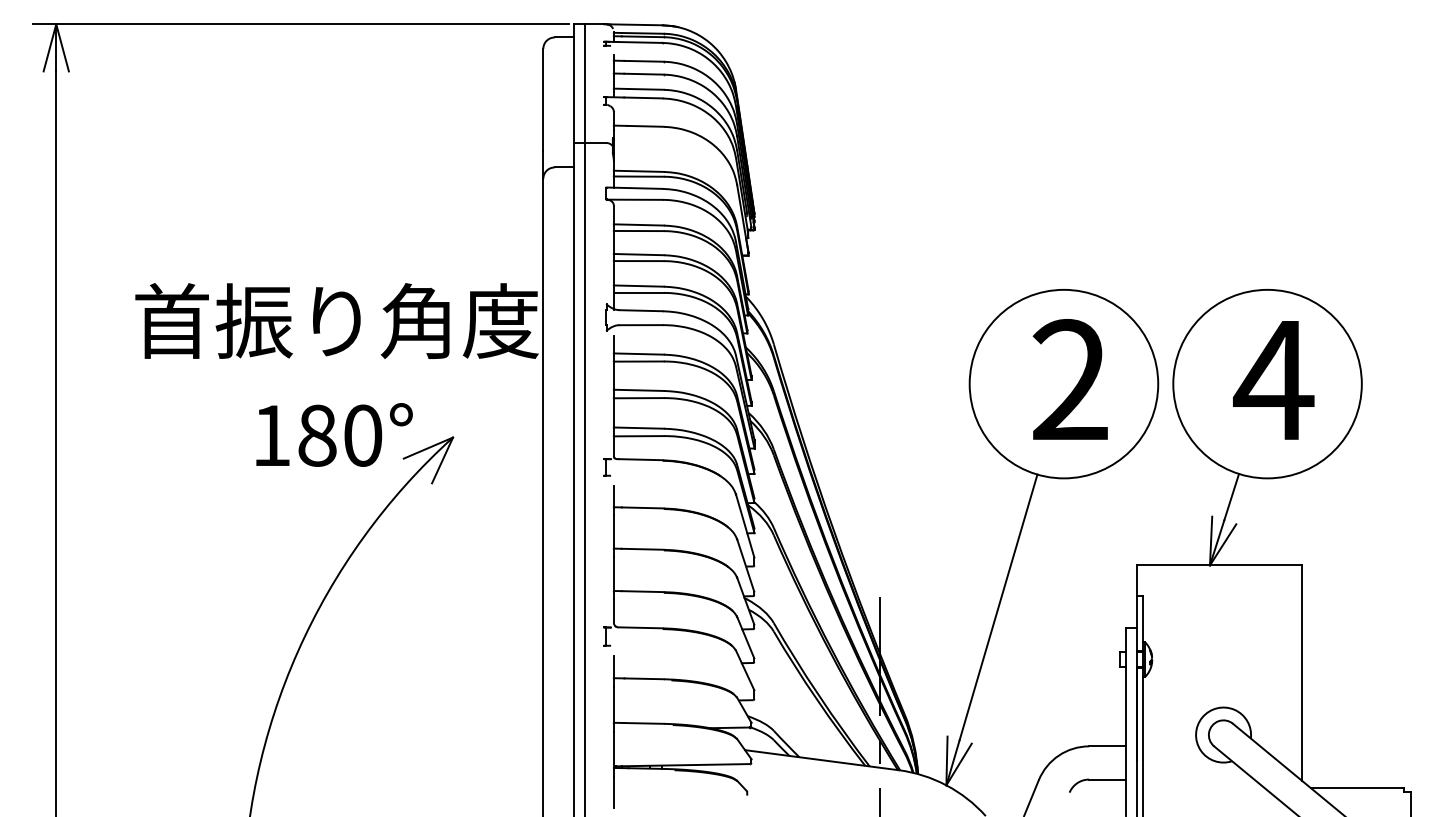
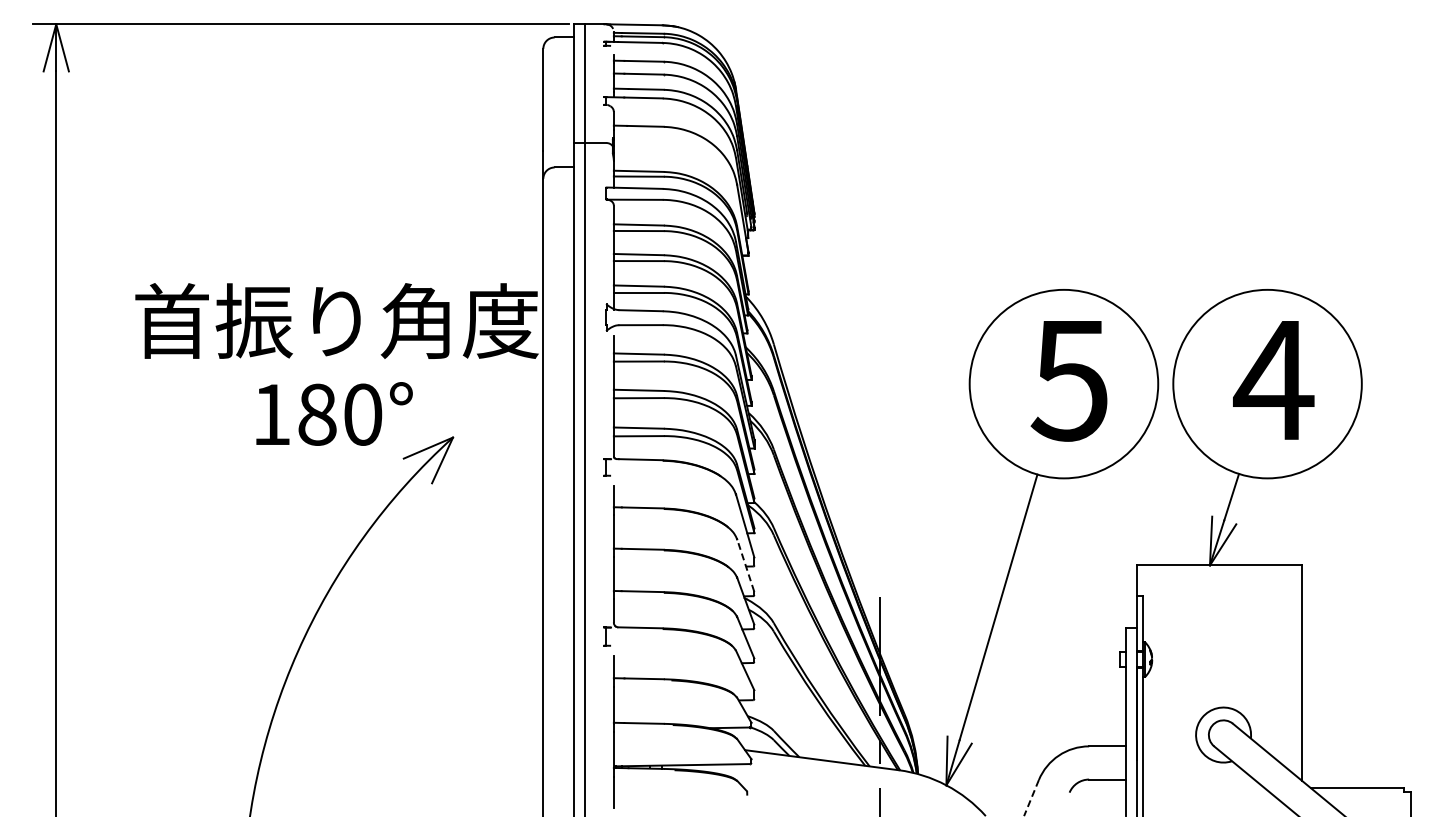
text: 2 -> 5 (1068, 380)
text position: (334, 434) -> (334, 413) (334, 413)
line: solid -> dashed (745, 565)
line: solid -> dashed (1031, 798)
